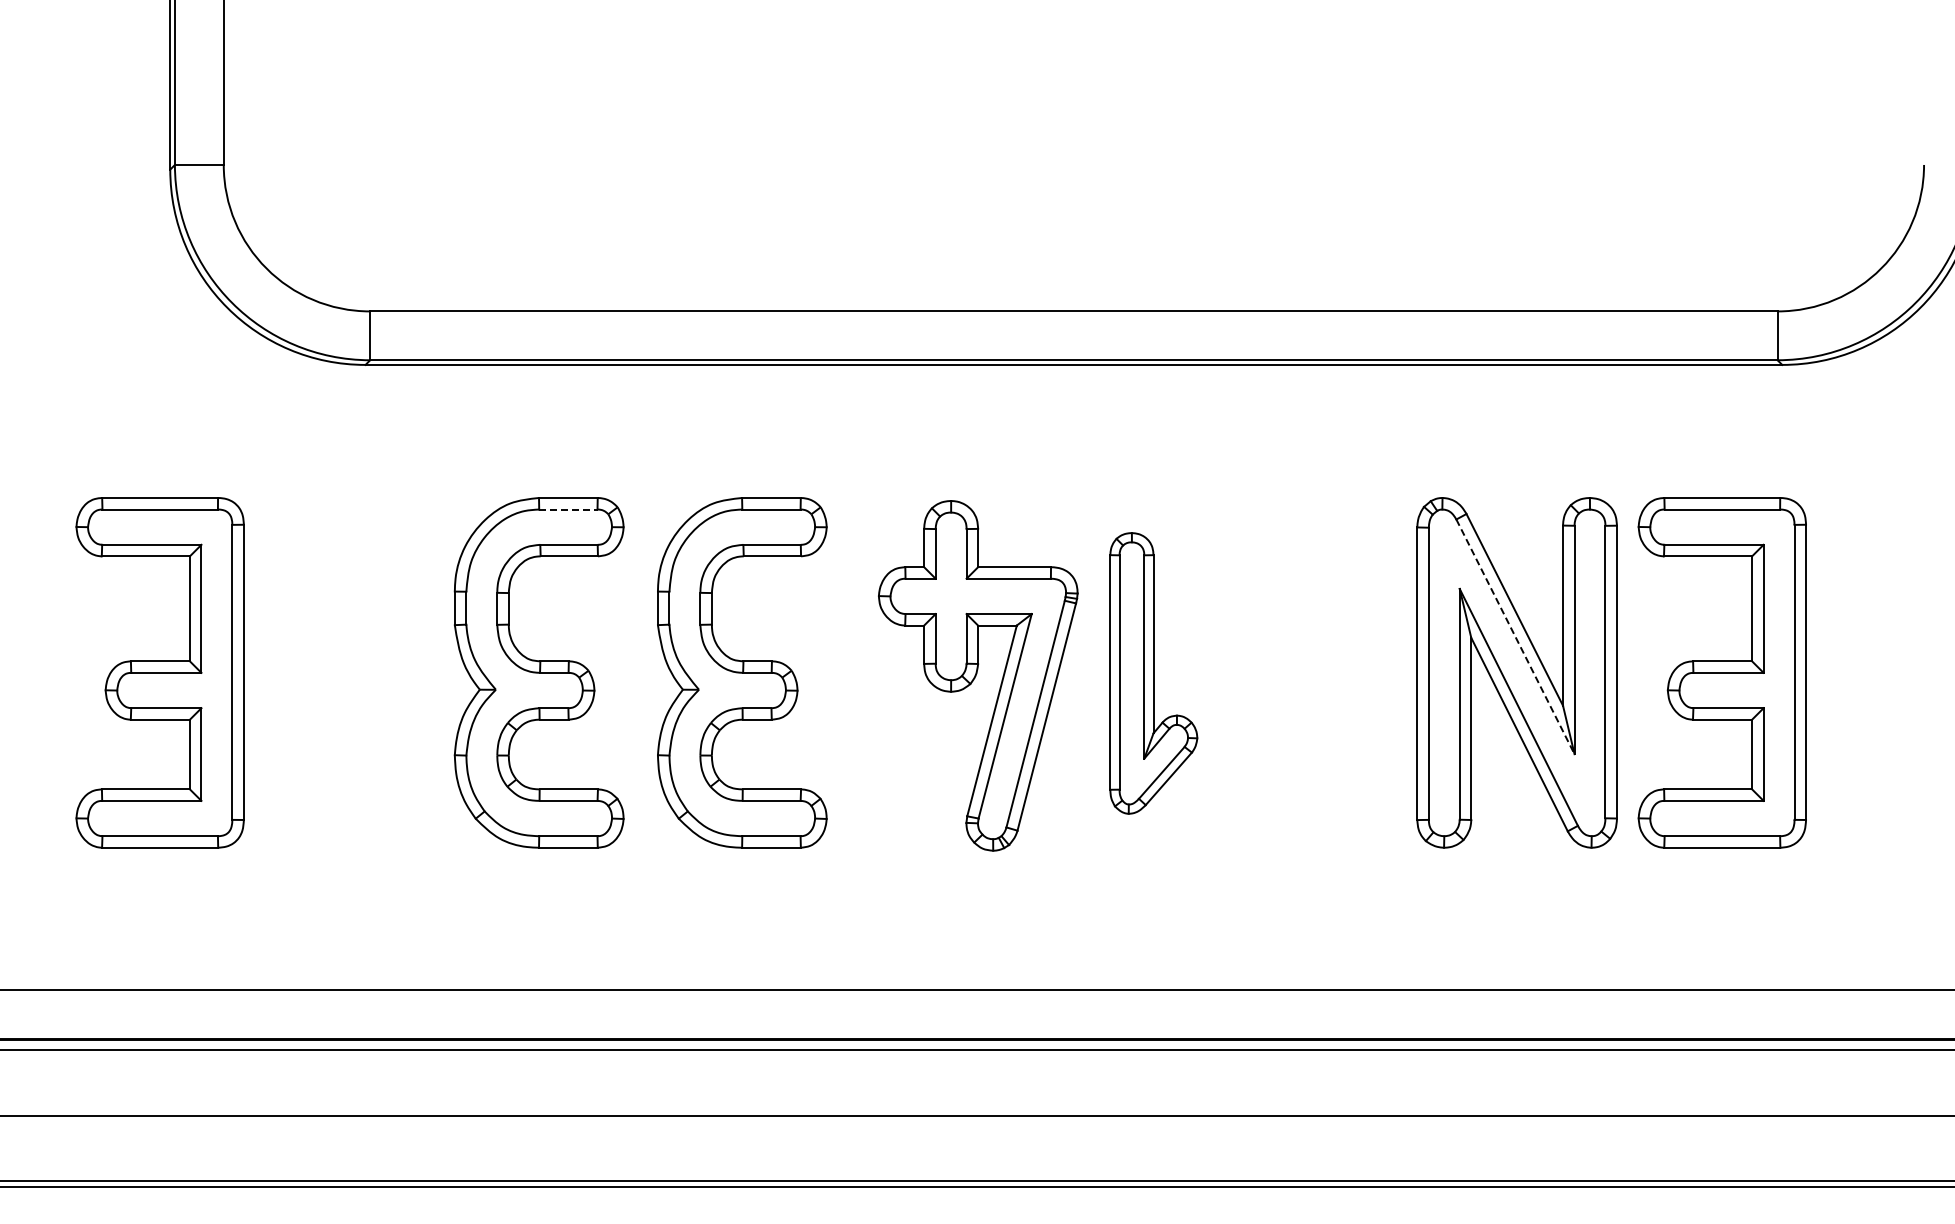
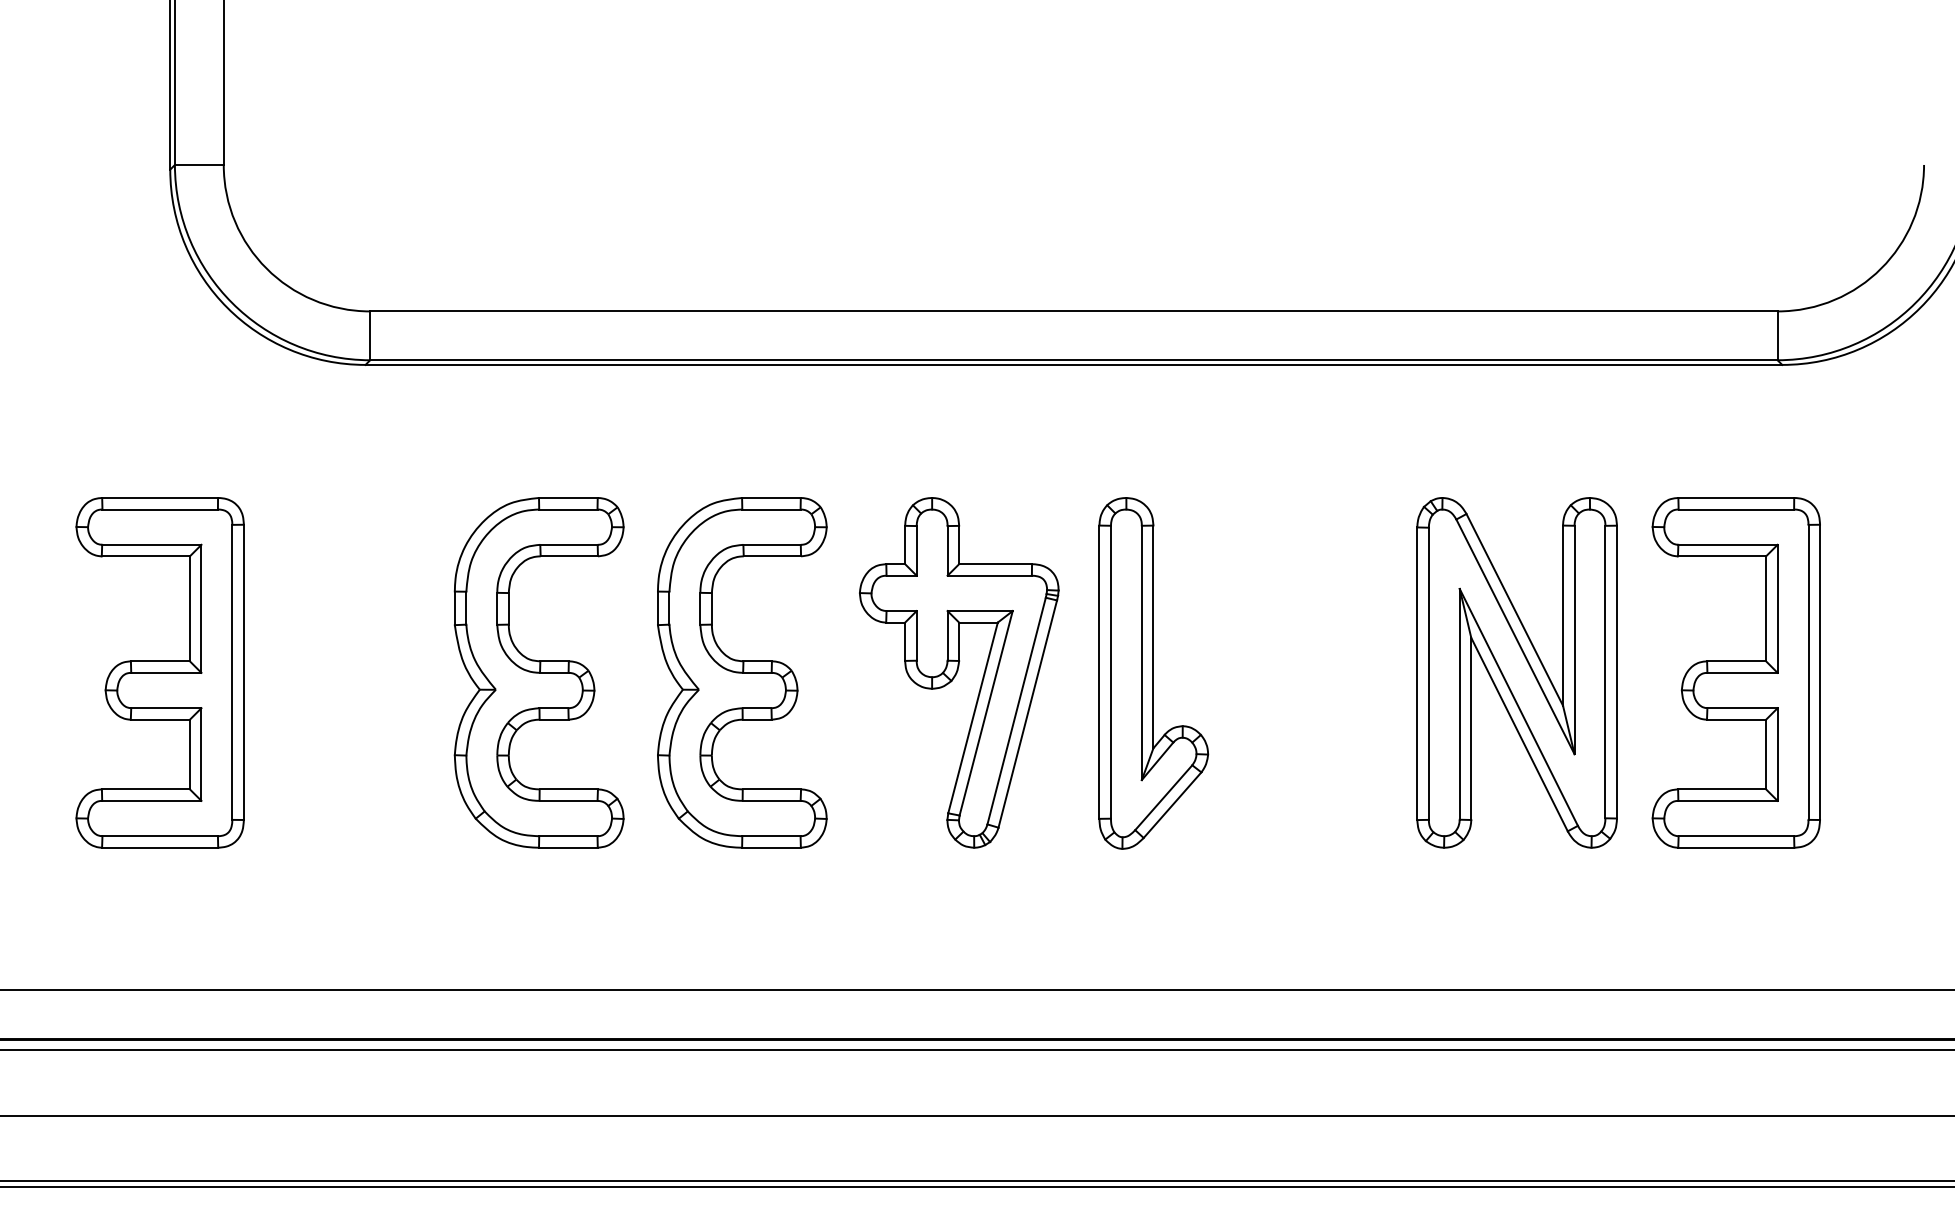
line: dashed -> solid (568, 509)
line: dashed -> solid (1515, 637)
part position: (1721, 672) -> (1735, 672) (1735, 672)
part size: 90x283 px -> 112x353 px (1153, 673)
part position: (978, 675) -> (959, 672) (959, 672)
